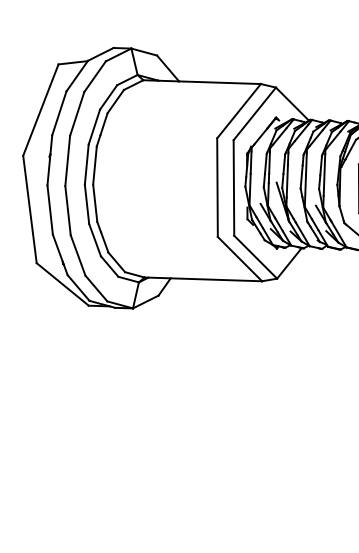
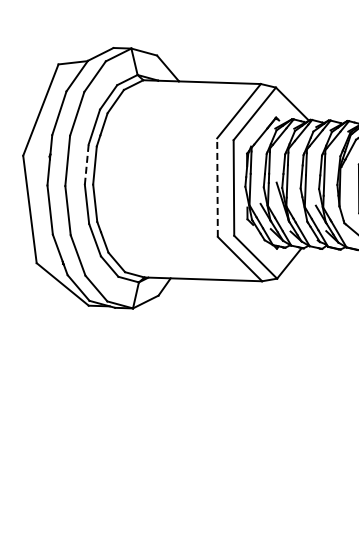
line: solid -> dashed (86, 164)
line: solid -> dashed (217, 187)
